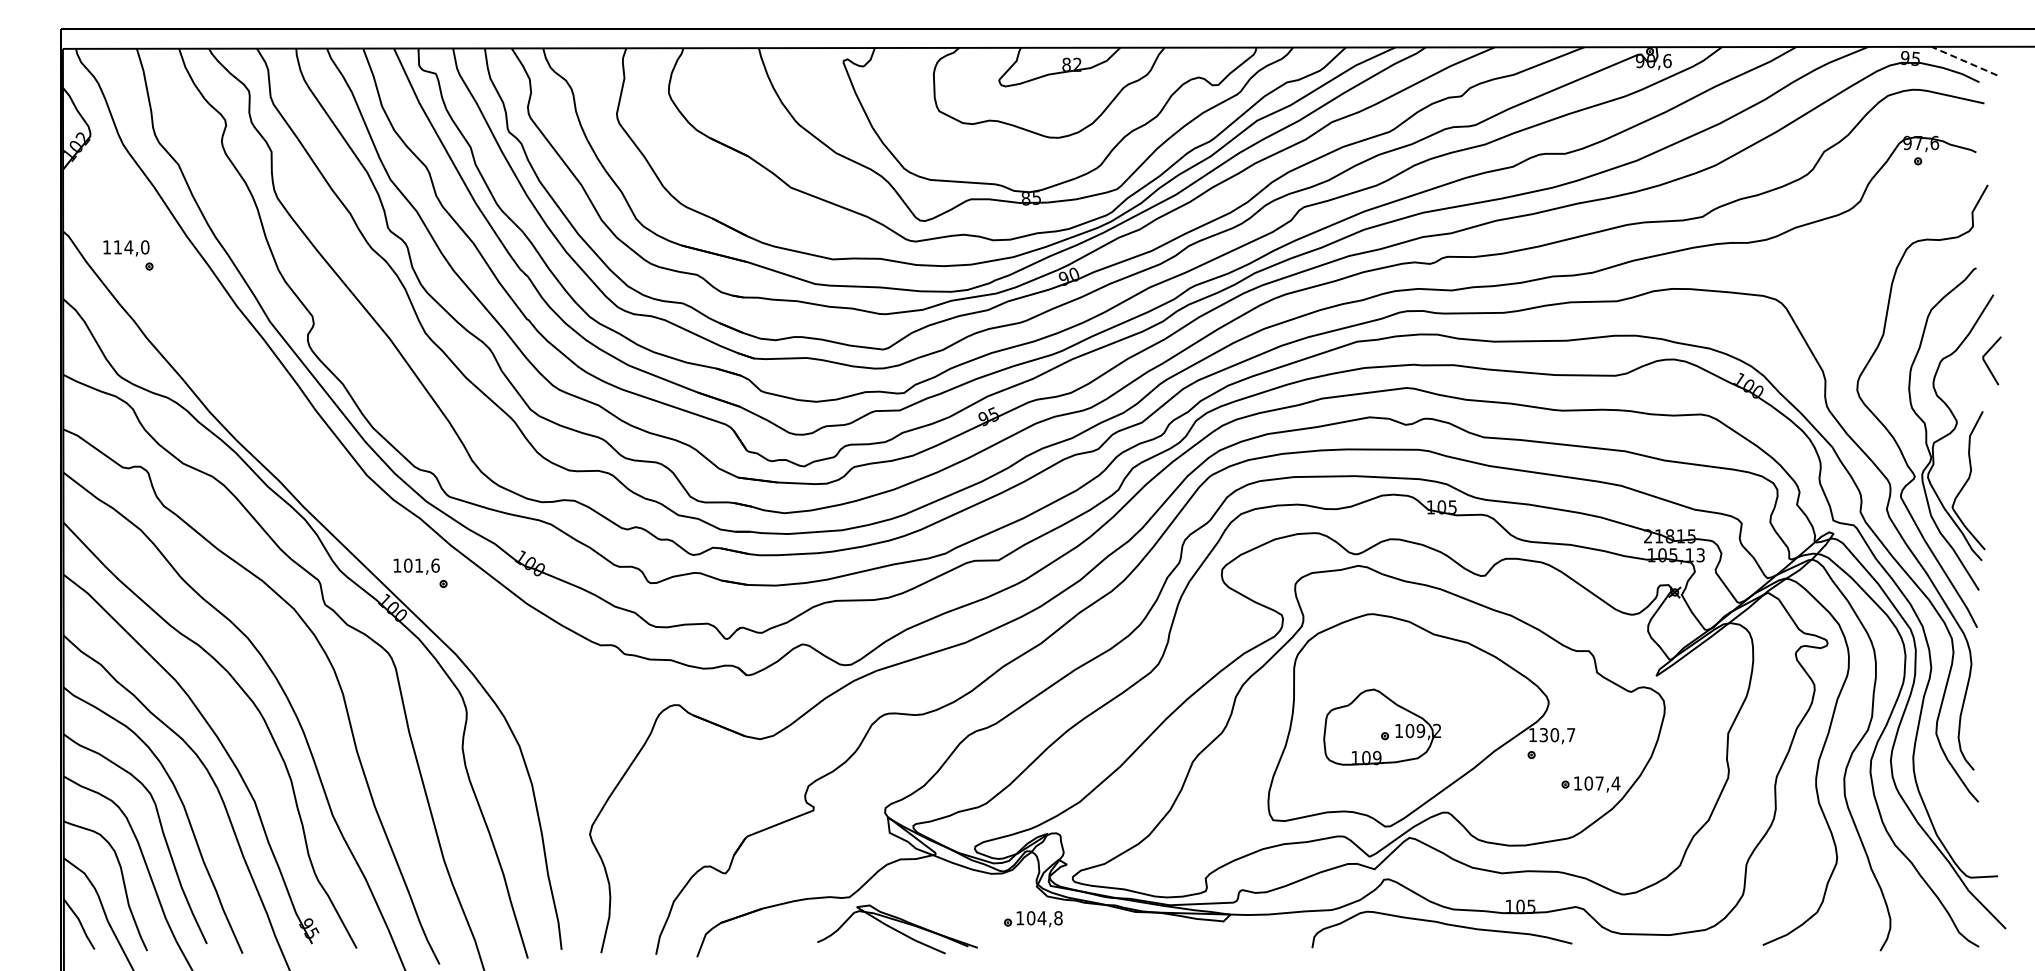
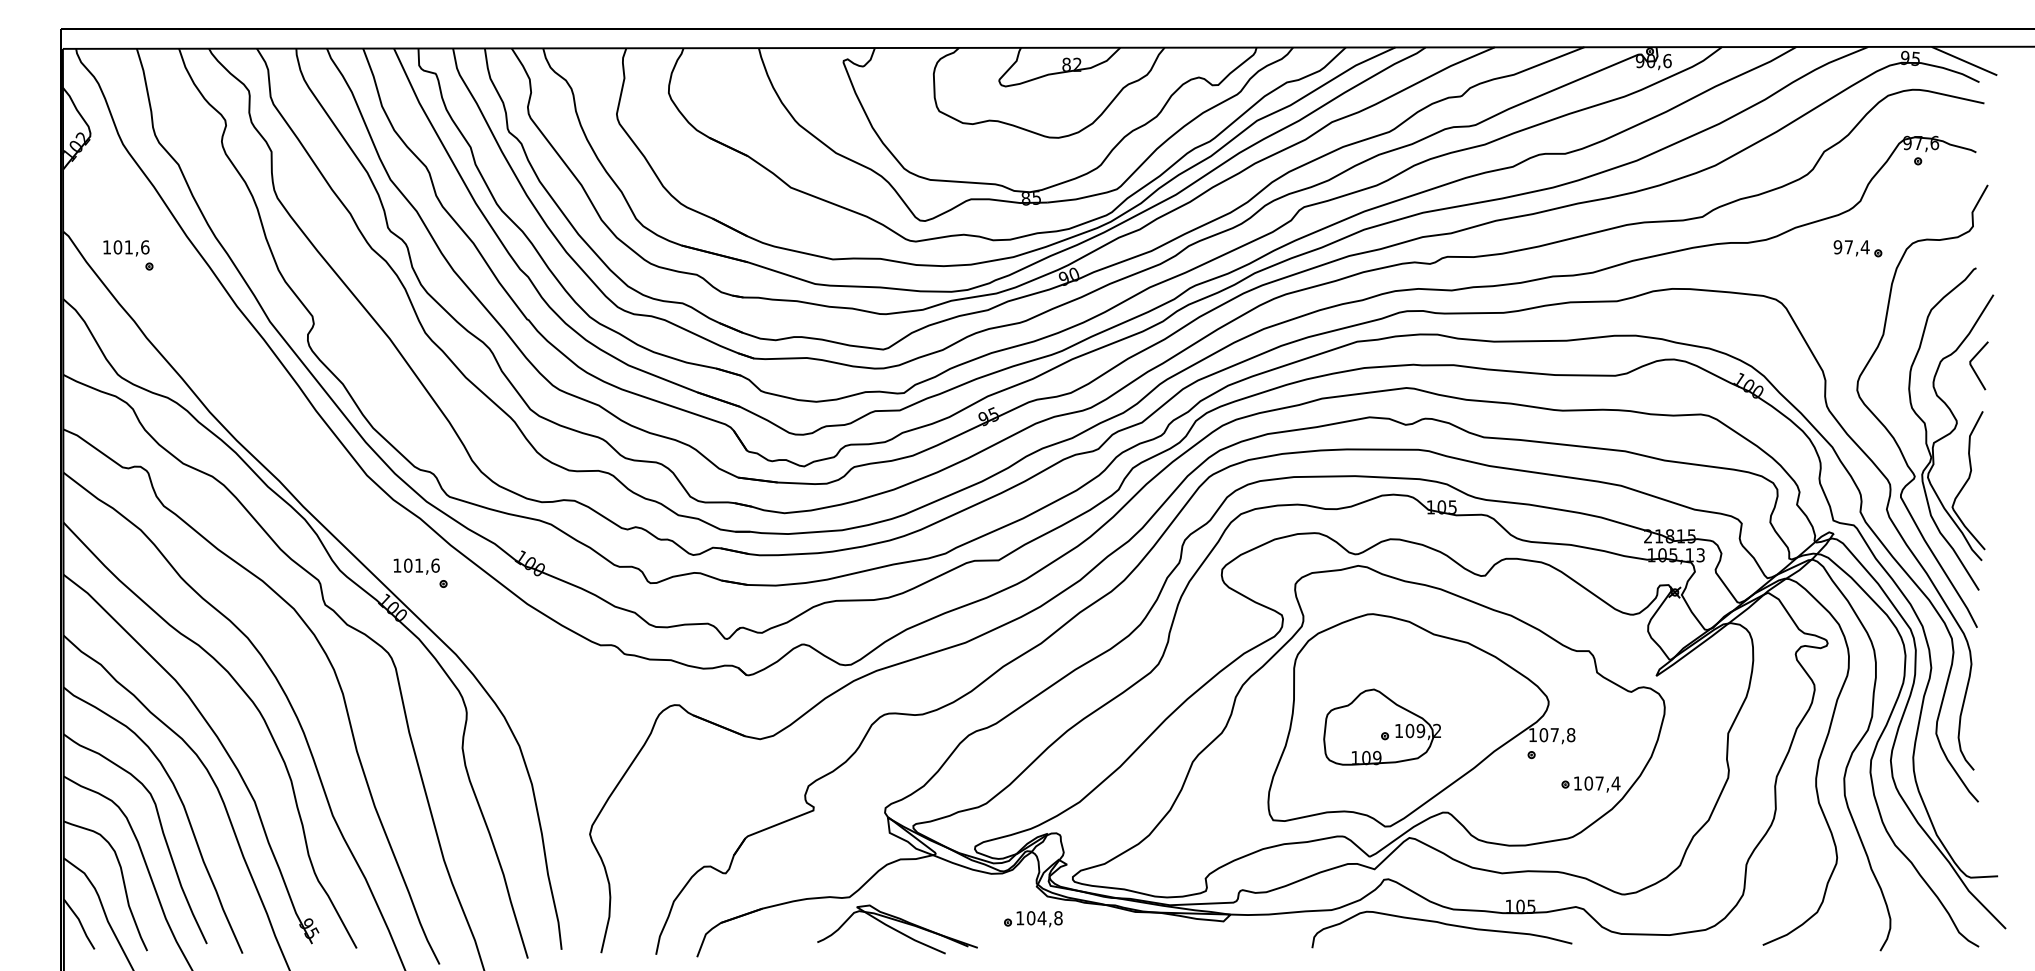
line: dashed -> solid (1964, 61)
text: 114,0 -> 101,6 (131, 247)
part: none -> present (1857, 248)
line position: (1986, 362) -> (1973, 367) (1973, 367)
text: 130,7 -> 107,8 (1557, 735)
